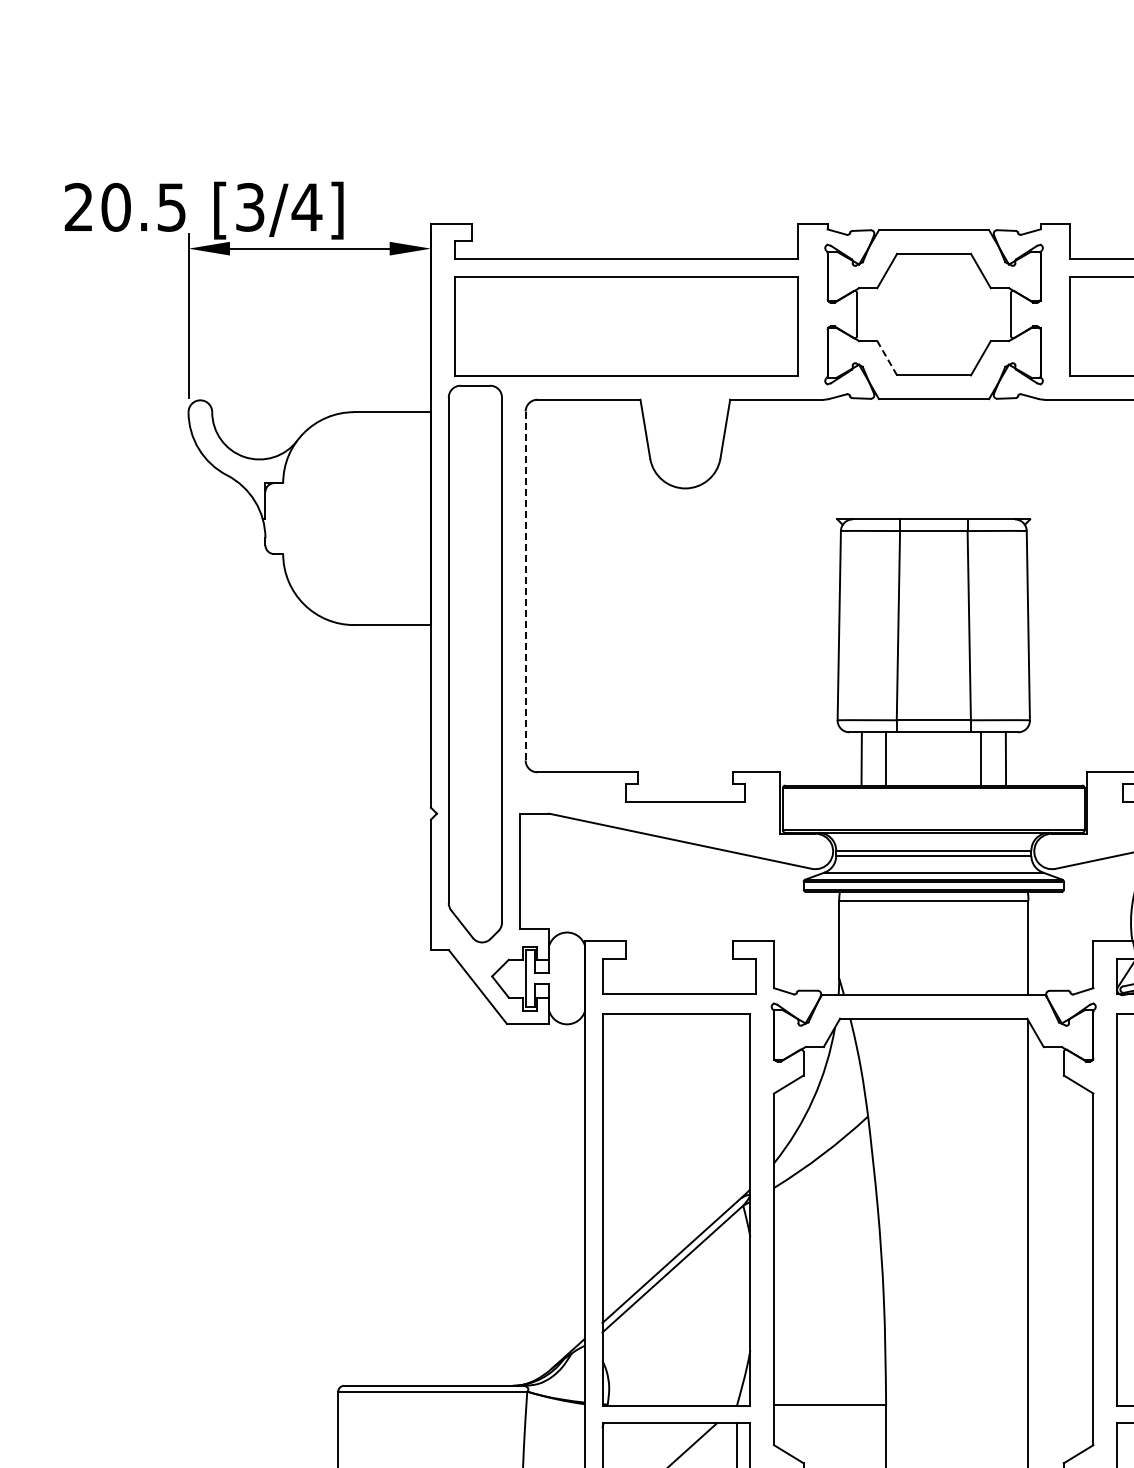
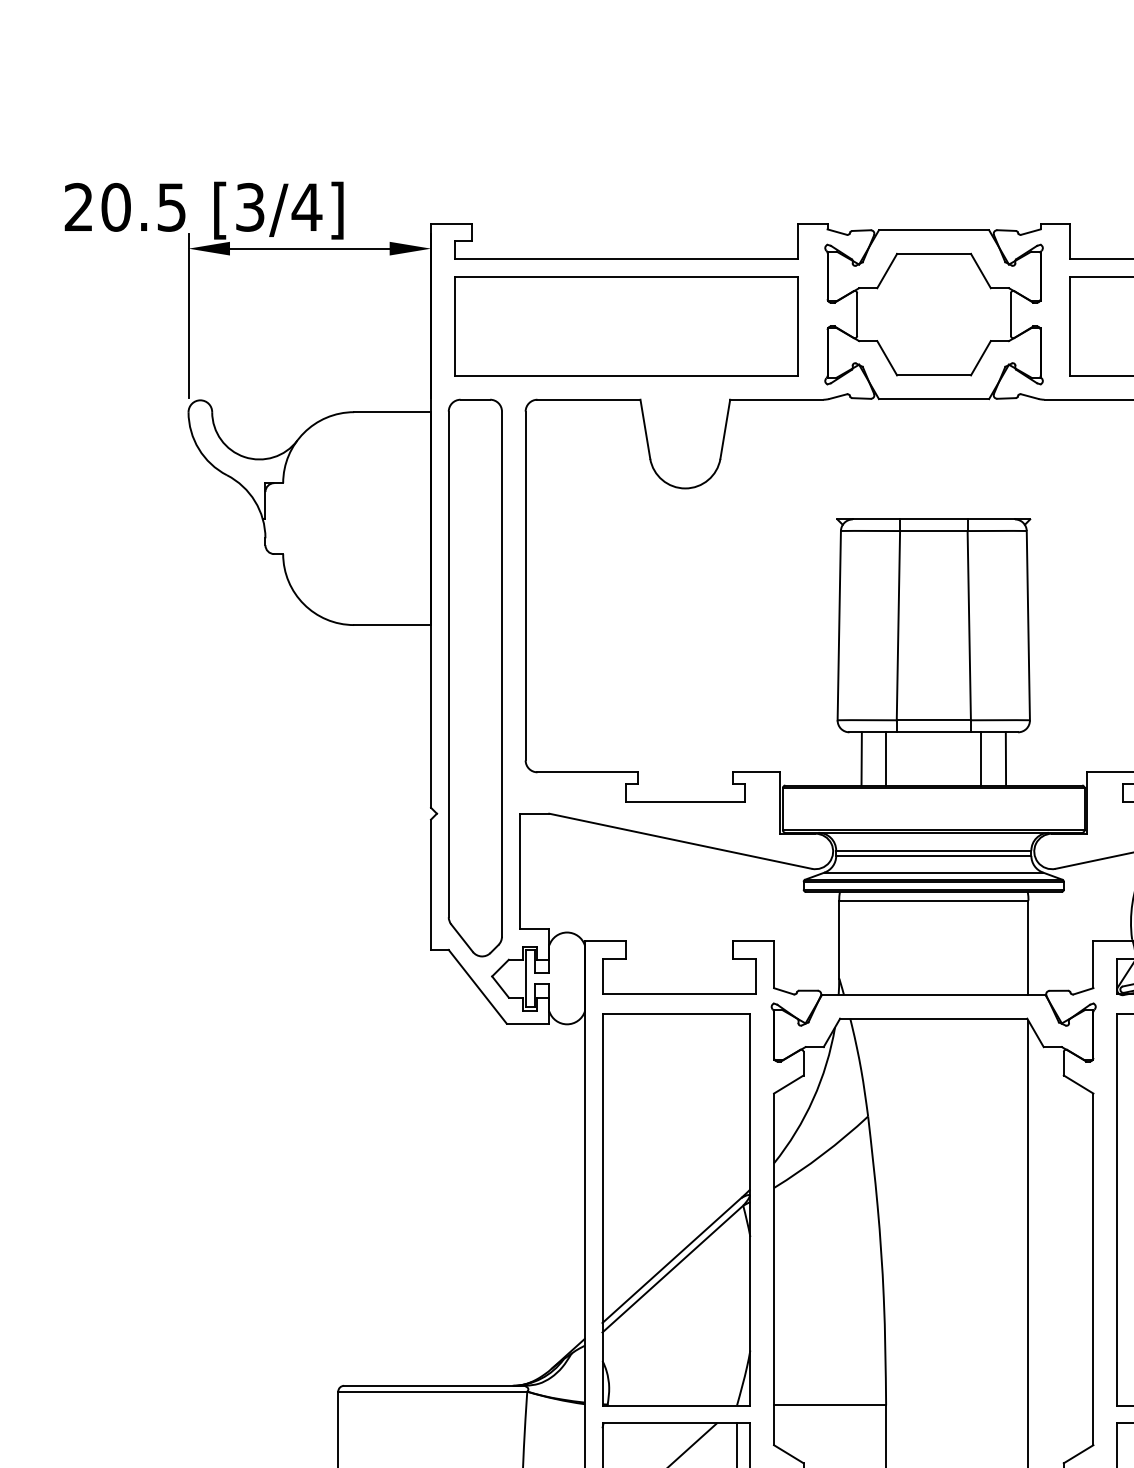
line: dashed -> solid (887, 358)
line: dashed -> solid (525, 586)
part position: (474, 663) -> (474, 677) (474, 677)
